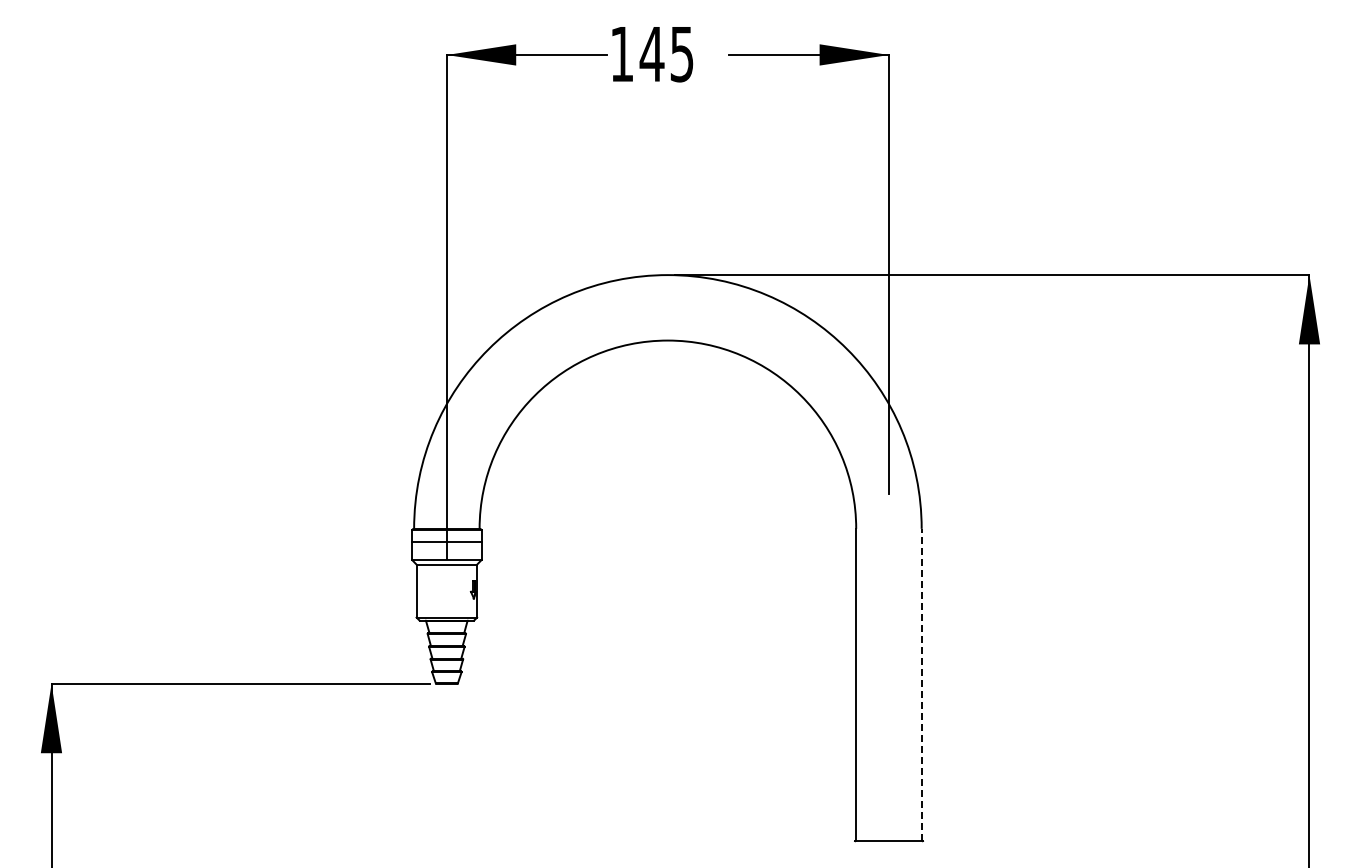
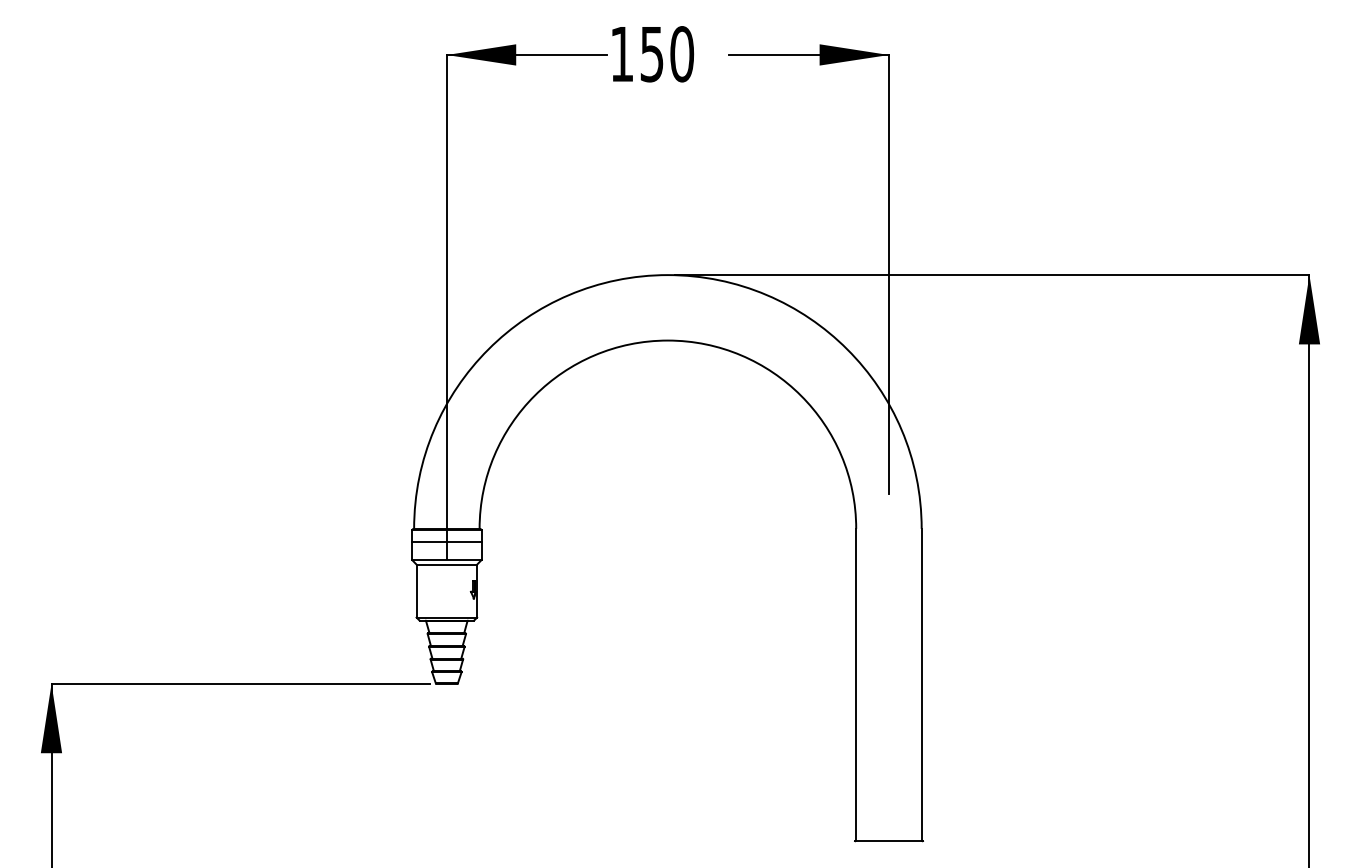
text: 145 -> 150 (666, 54)
line: dashed -> solid (921, 684)
